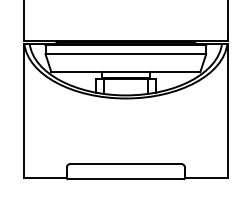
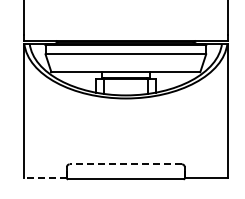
line: solid -> dashed (125, 164)
line: solid -> dashed (45, 177)
